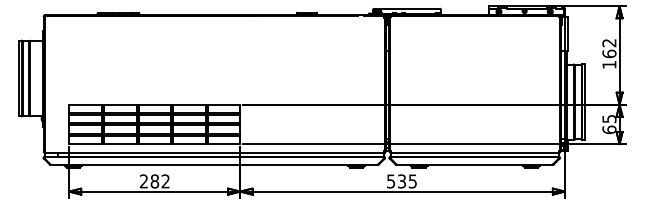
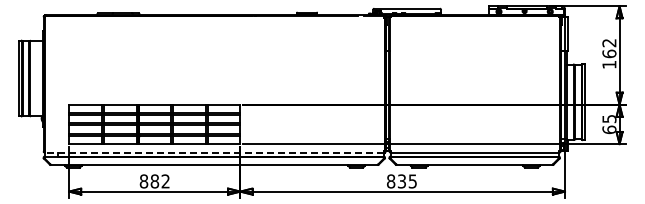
line: solid -> dashed (214, 152)
text: 282 -> 882 (143, 181)
text: 535 -> 835 (391, 181)
